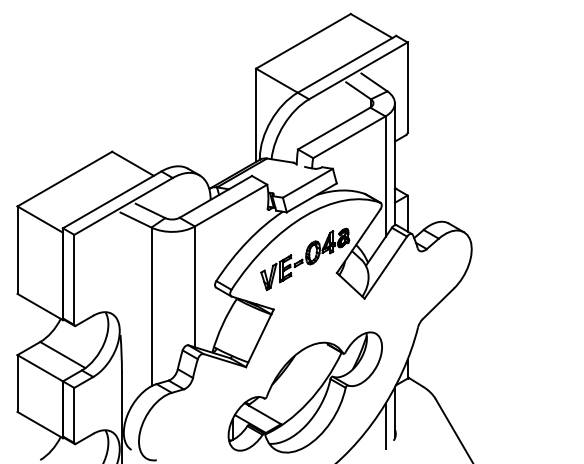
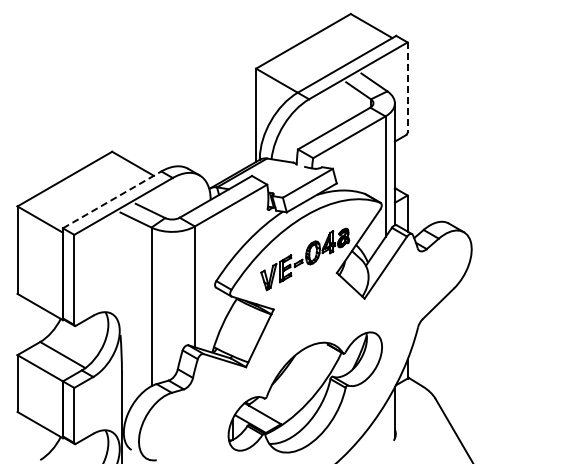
line: solid -> dashed (407, 87)
line: solid -> dashed (112, 199)
line: present -> none (385, 425)
